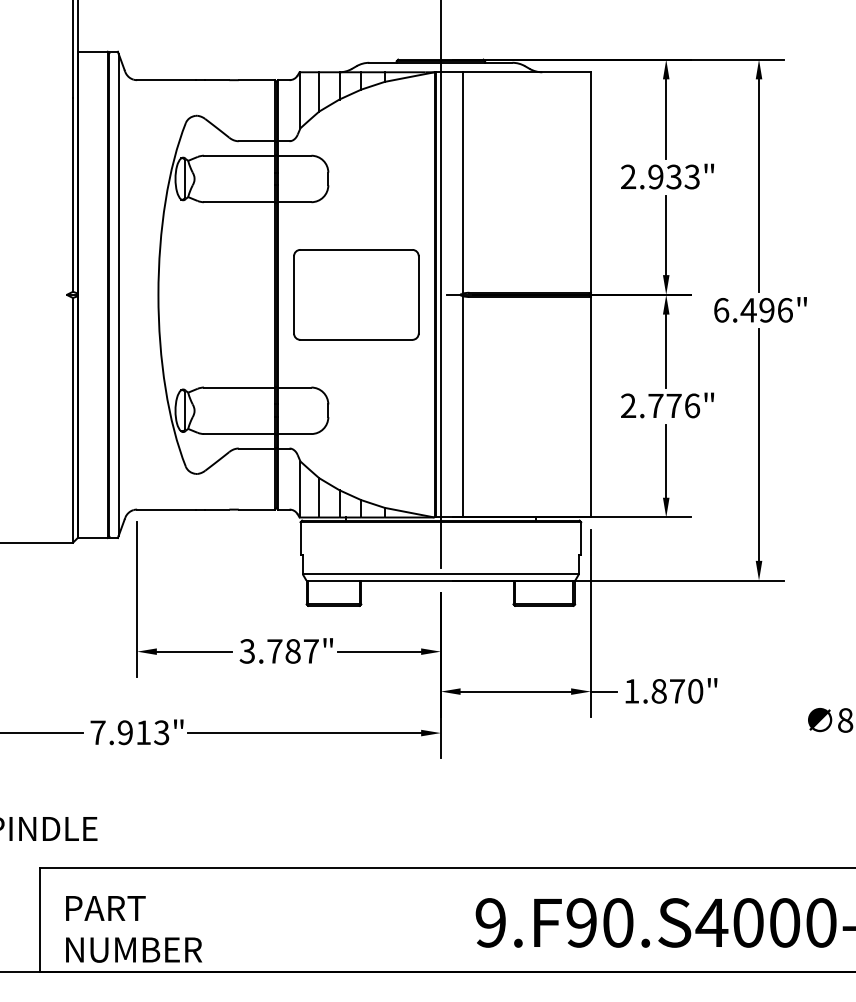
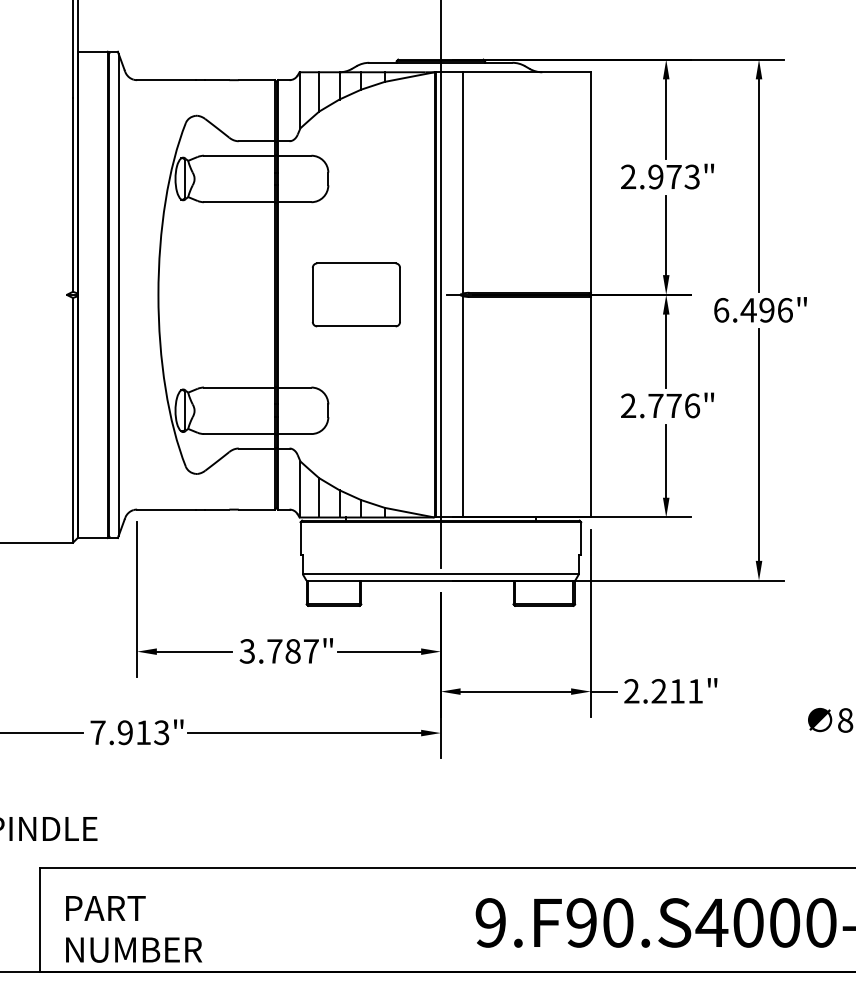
text: 2.933" -> 2.973" (673, 176)
part size: 127x92 px -> 90x66 px (355, 294)
text: 1.870" -> 2.211" (663, 691)
